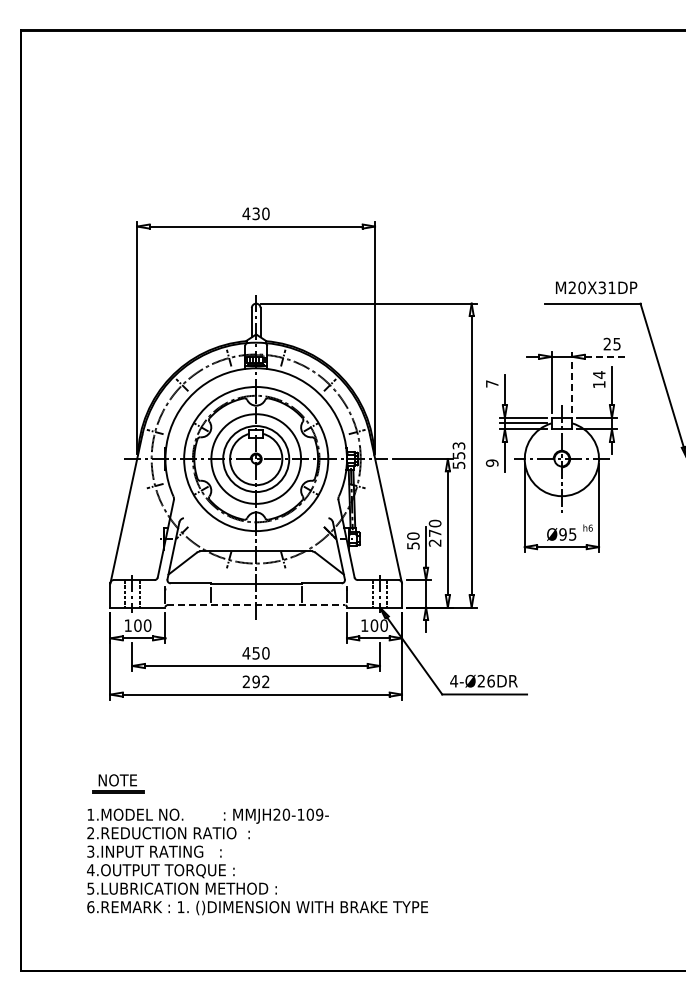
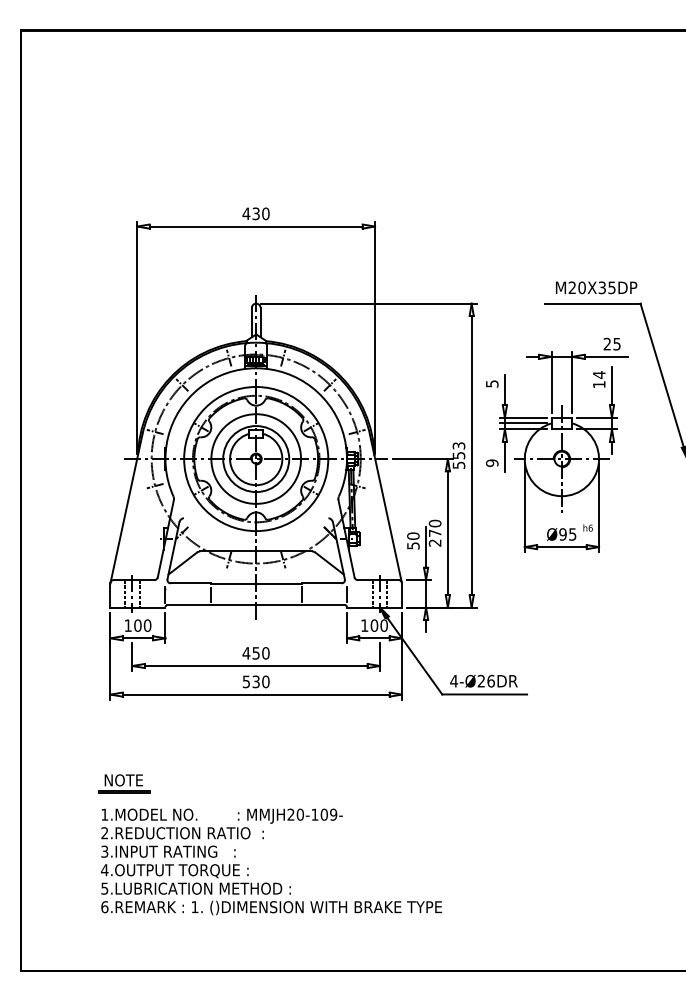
text: M20X31DP -> M20X35DP (611, 287)
line: dashed -> solid (606, 356)
line: dashed -> solid (572, 381)
text: 7 -> 5 (492, 383)
line: dashed -> solid (256, 605)
text: 292 -> 530 (255, 681)
part position: (118, 783) -> (124, 783) (124, 783)
text position: (257, 861) -> (271, 861) (271, 861)
